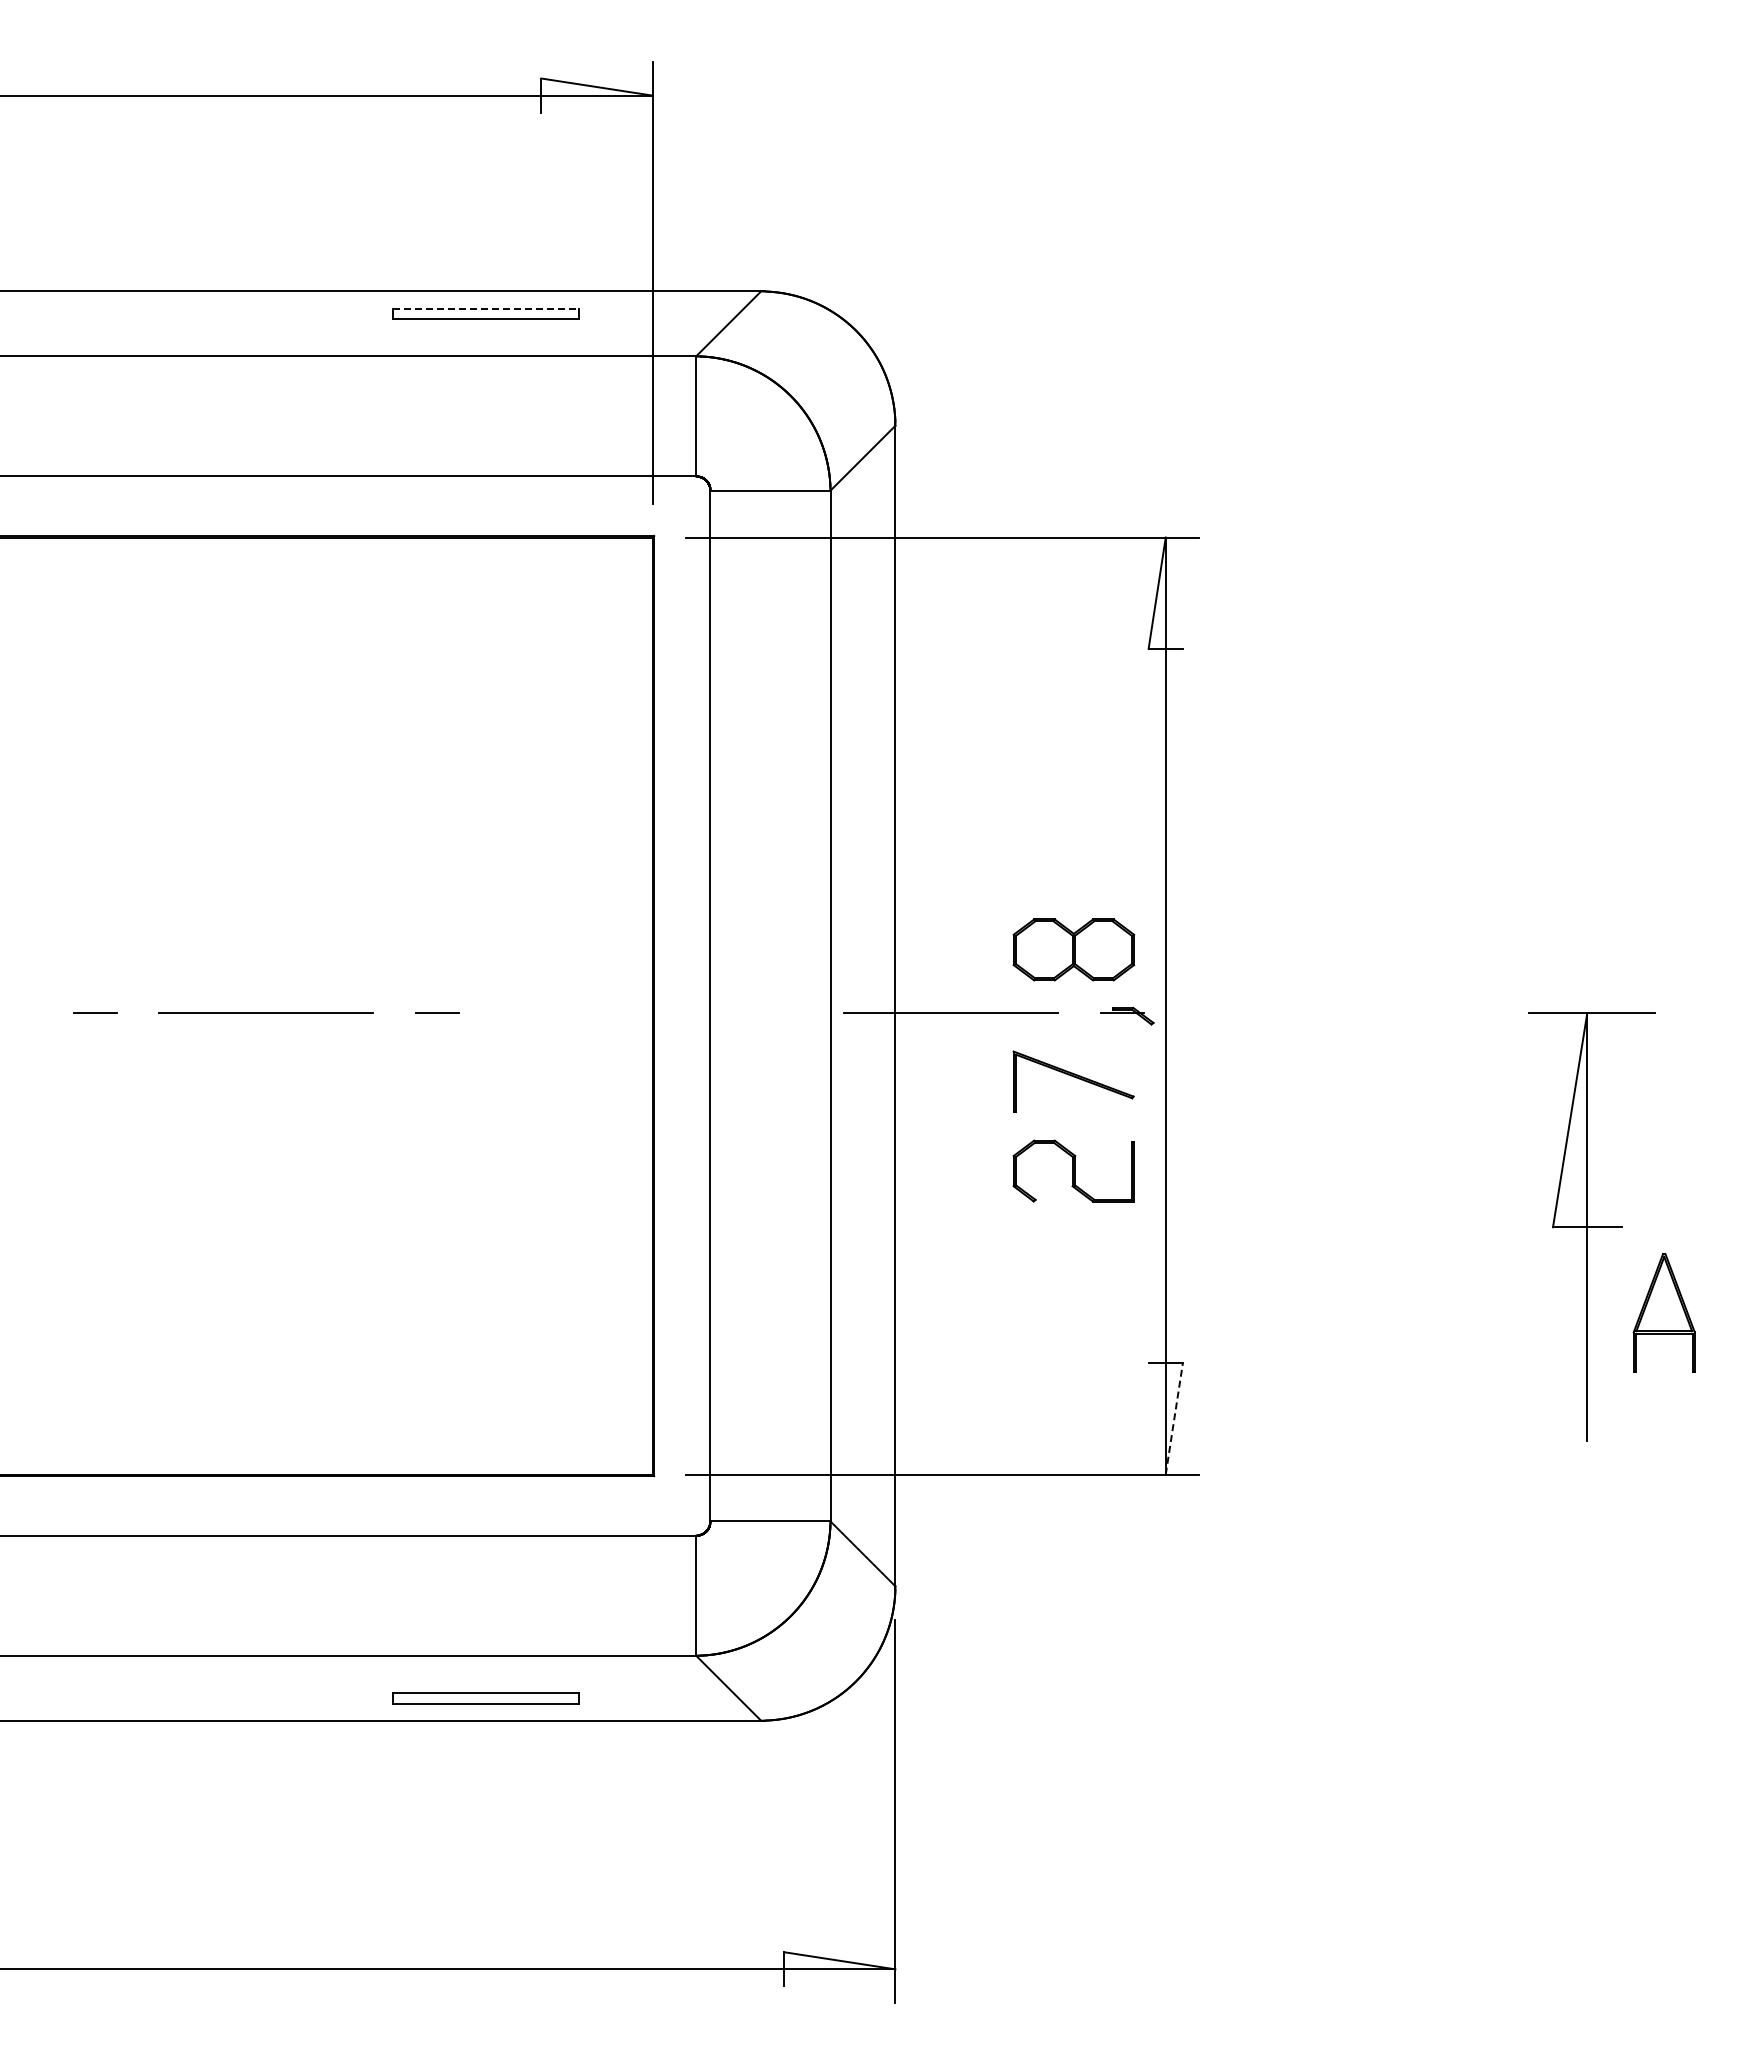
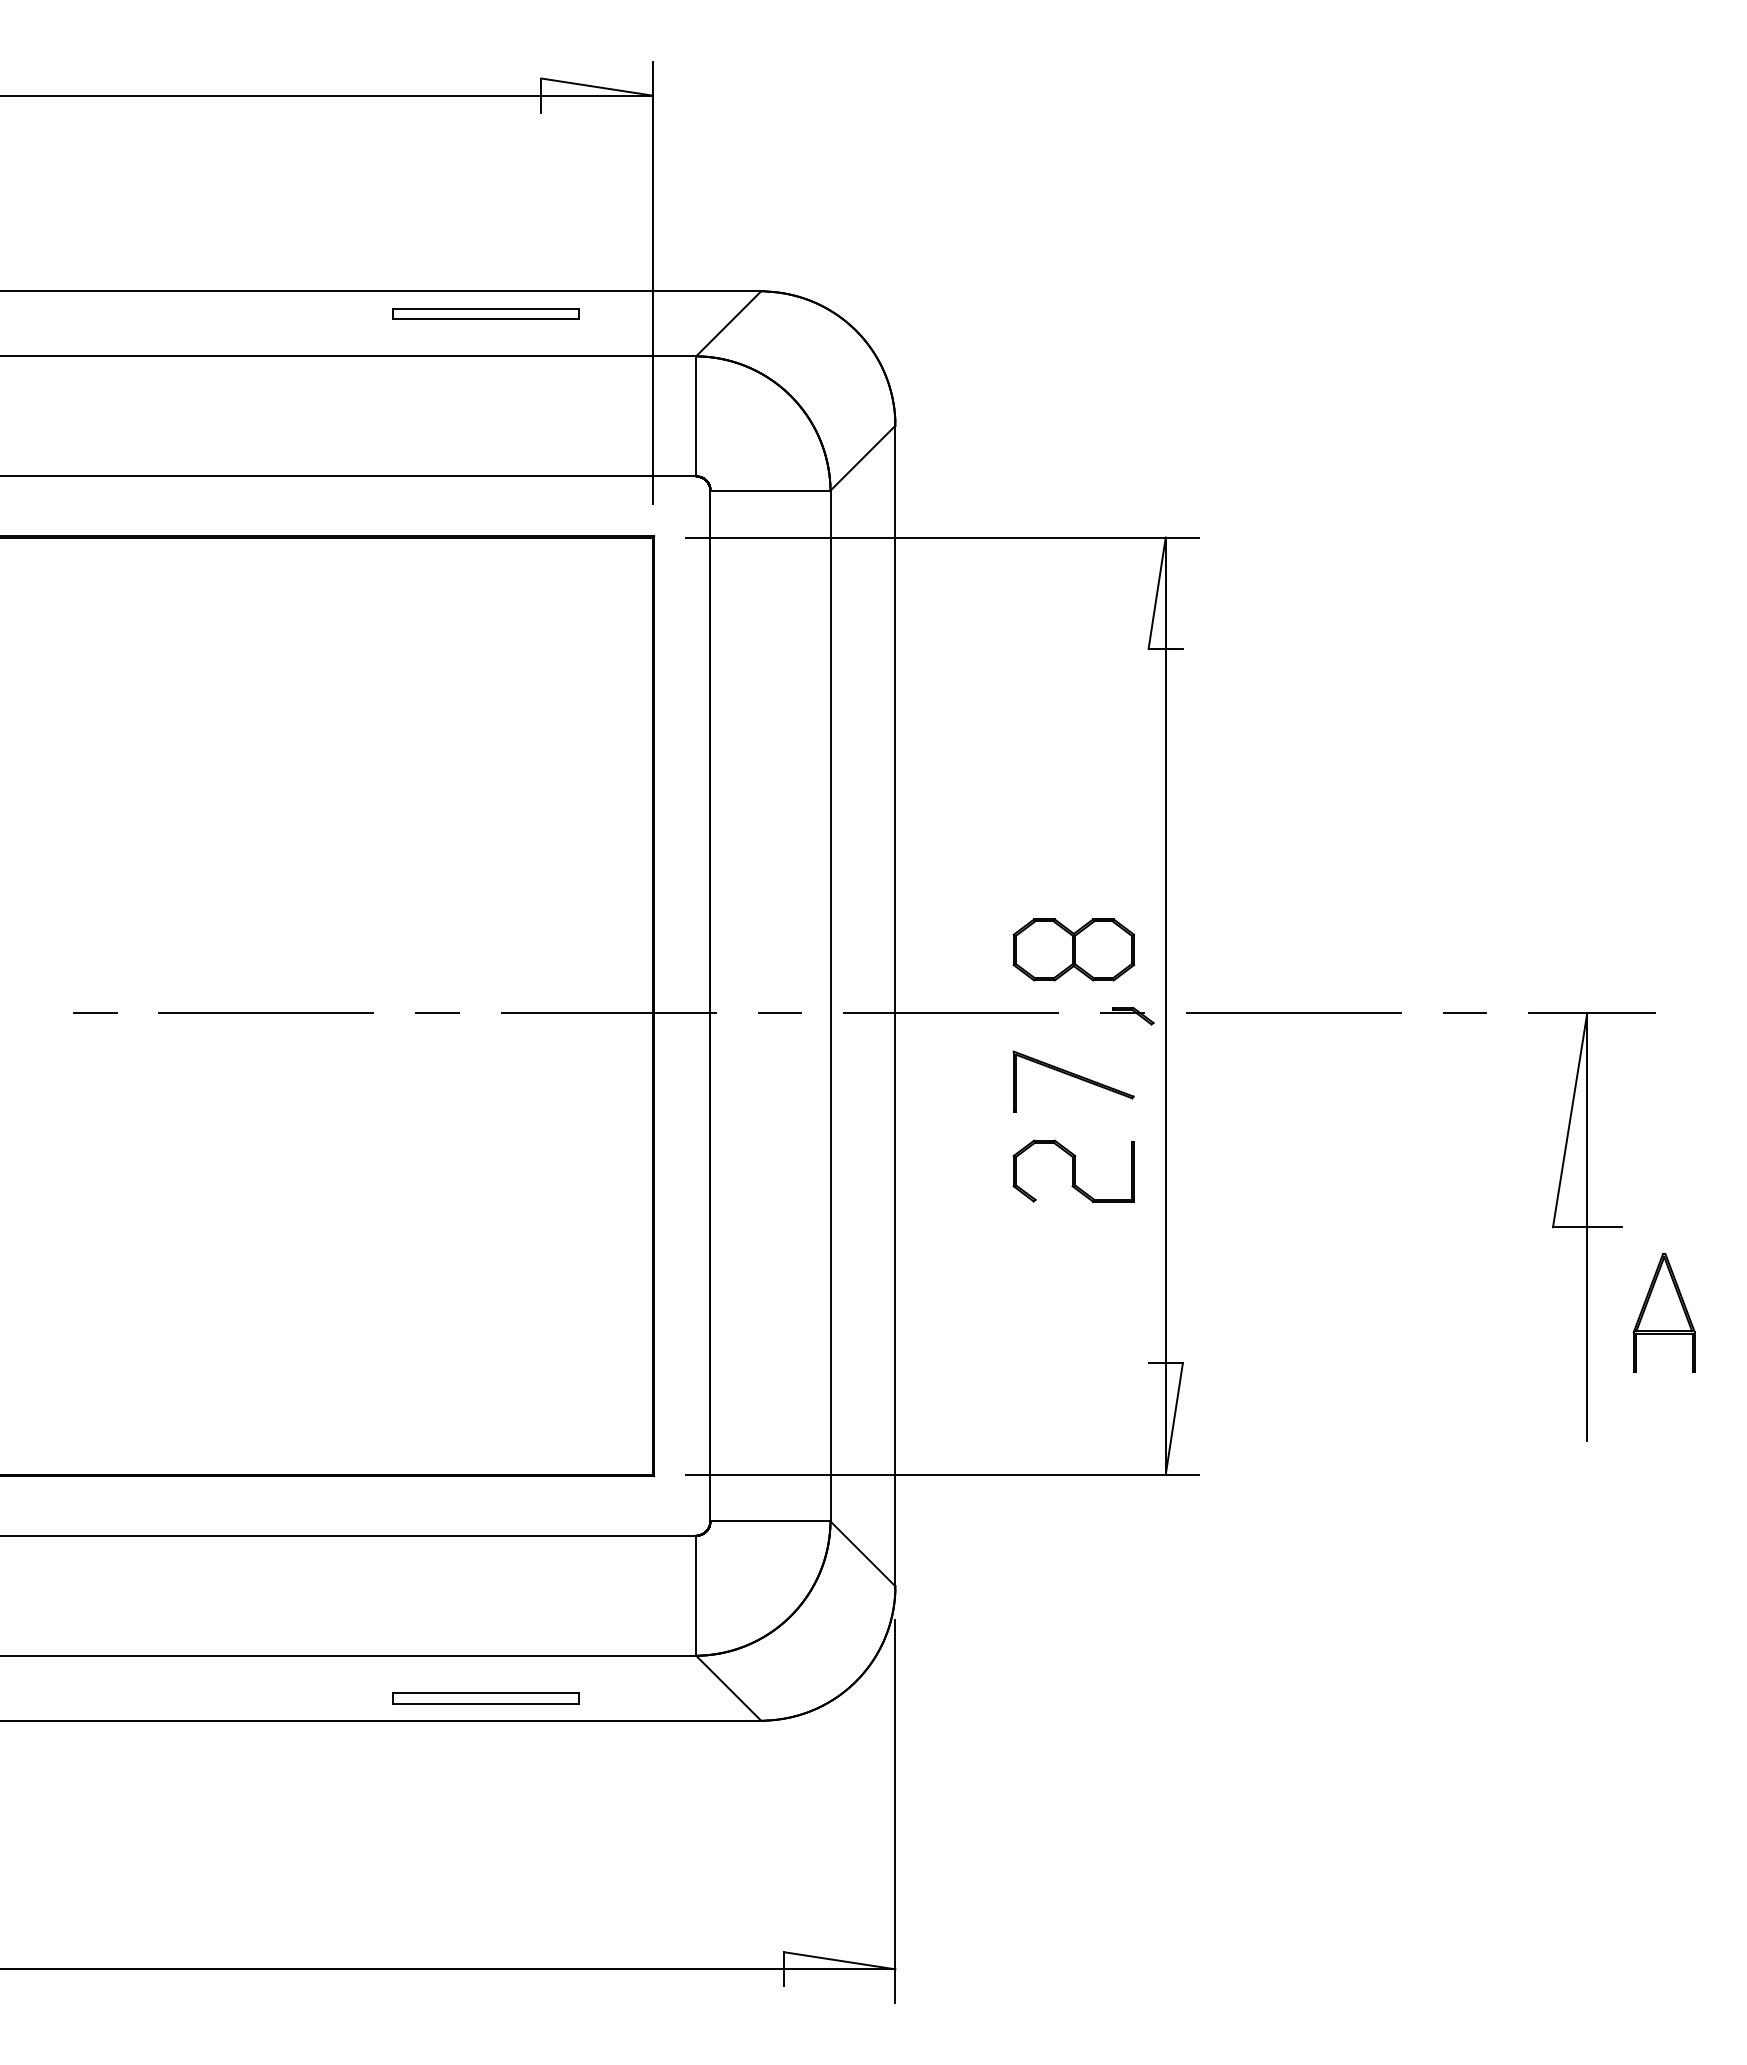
line: dashed -> solid (485, 308)
line: none -> present (779, 1012)
line: none -> present (608, 1013)
line: none -> present (1293, 1013)
line: none -> present (1464, 1013)
line: dashed -> solid (1174, 1418)
